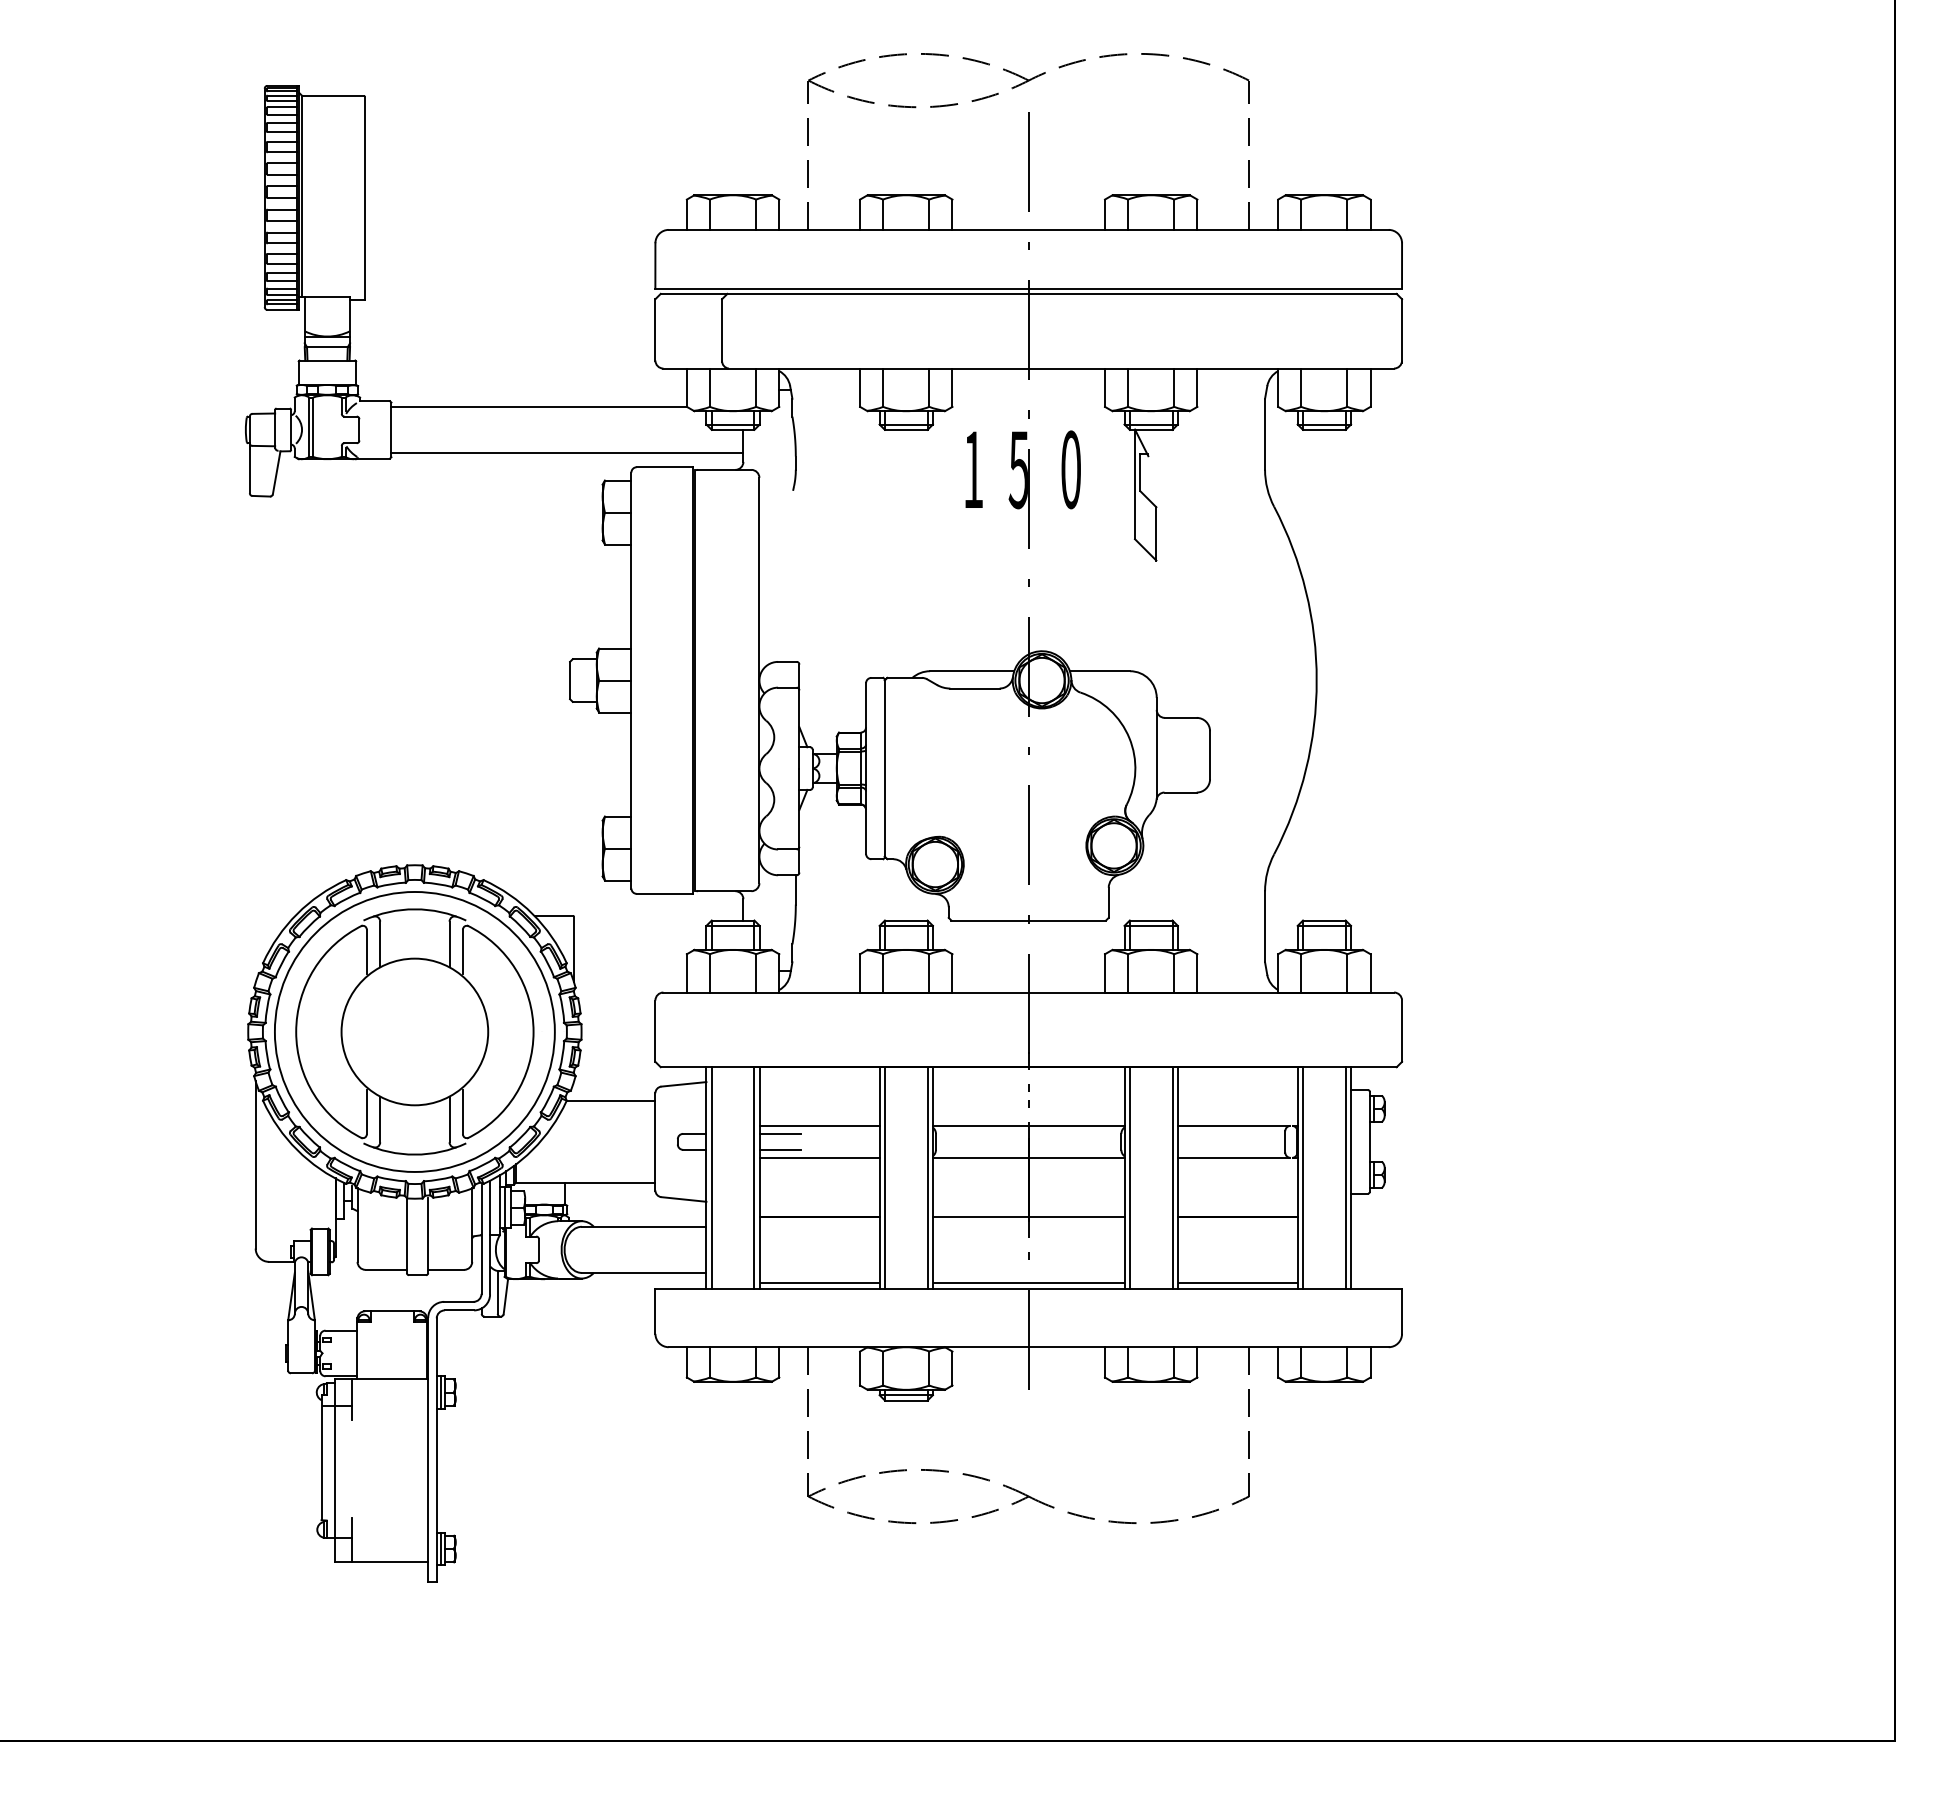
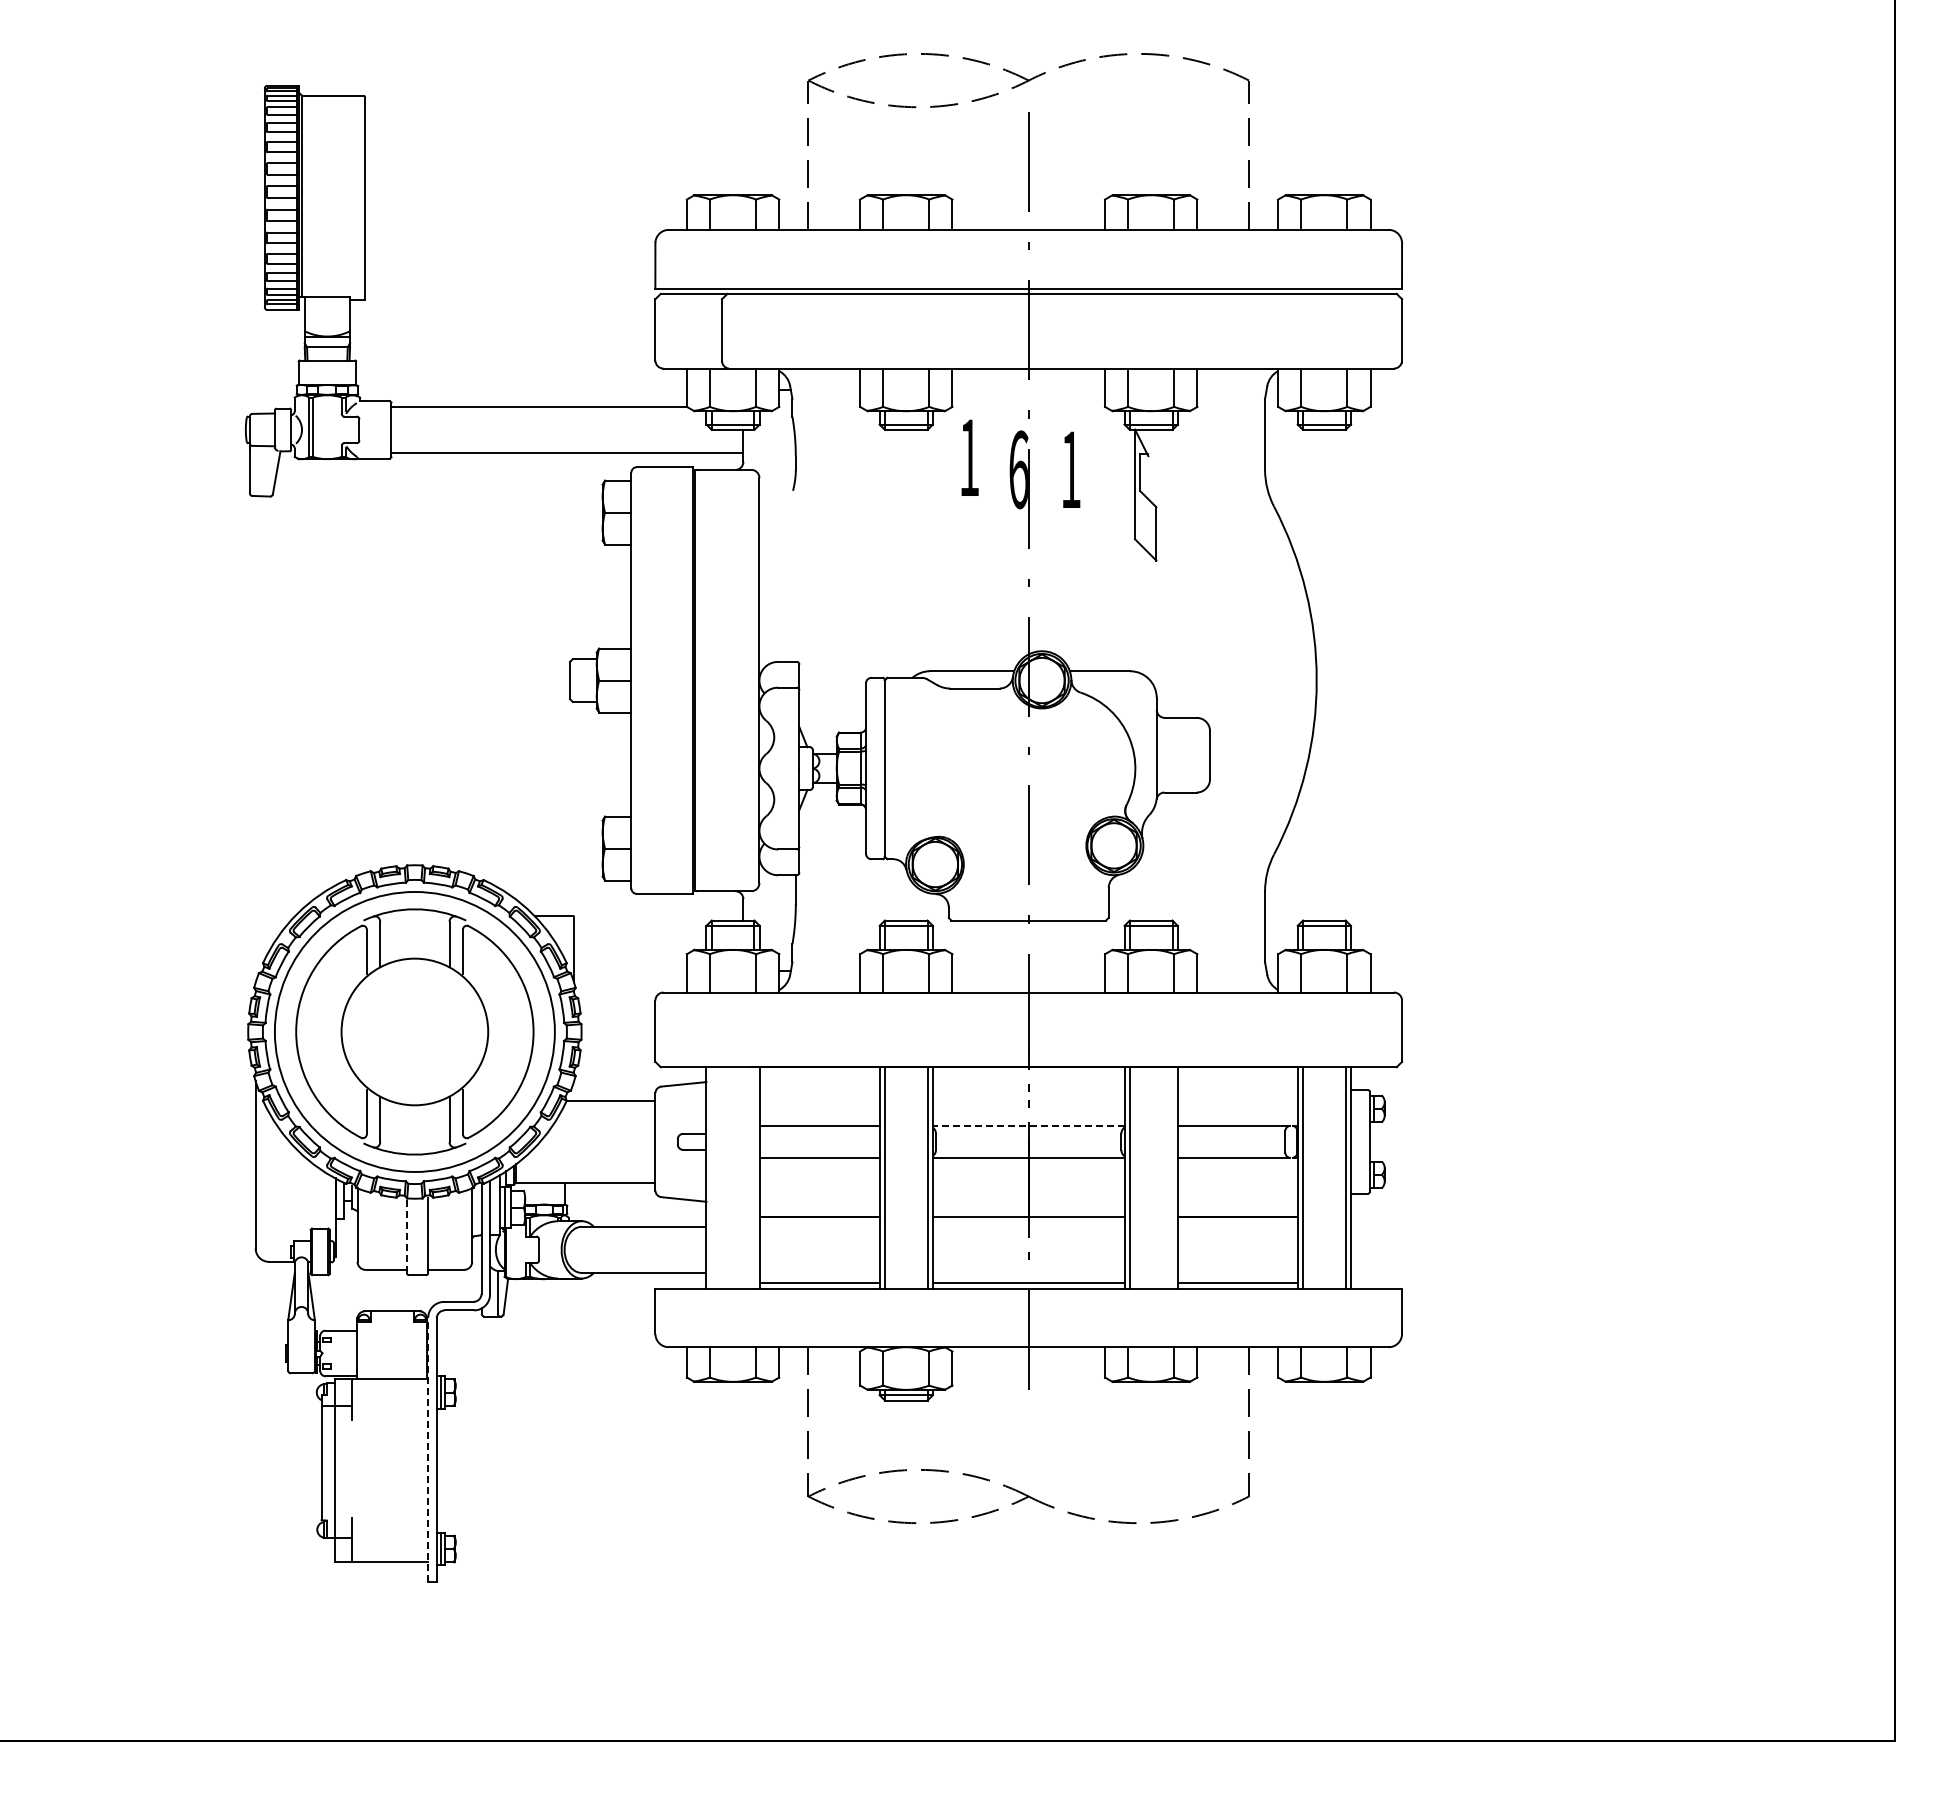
text position: (973, 469) -> (969, 457) (969, 457)
text: 5 -> 6 (1018, 469)
text: 0 -> 1 (1070, 469)
line: solid -> dashed (1028, 1125)
line: present -> none (779, 1133)
line: present -> none (779, 1149)
line: present -> none (711, 1177)
line: present -> none (754, 1177)
line: present -> none (1172, 1177)
line: solid -> dashed (406, 1235)
line: solid -> dashed (428, 1449)
